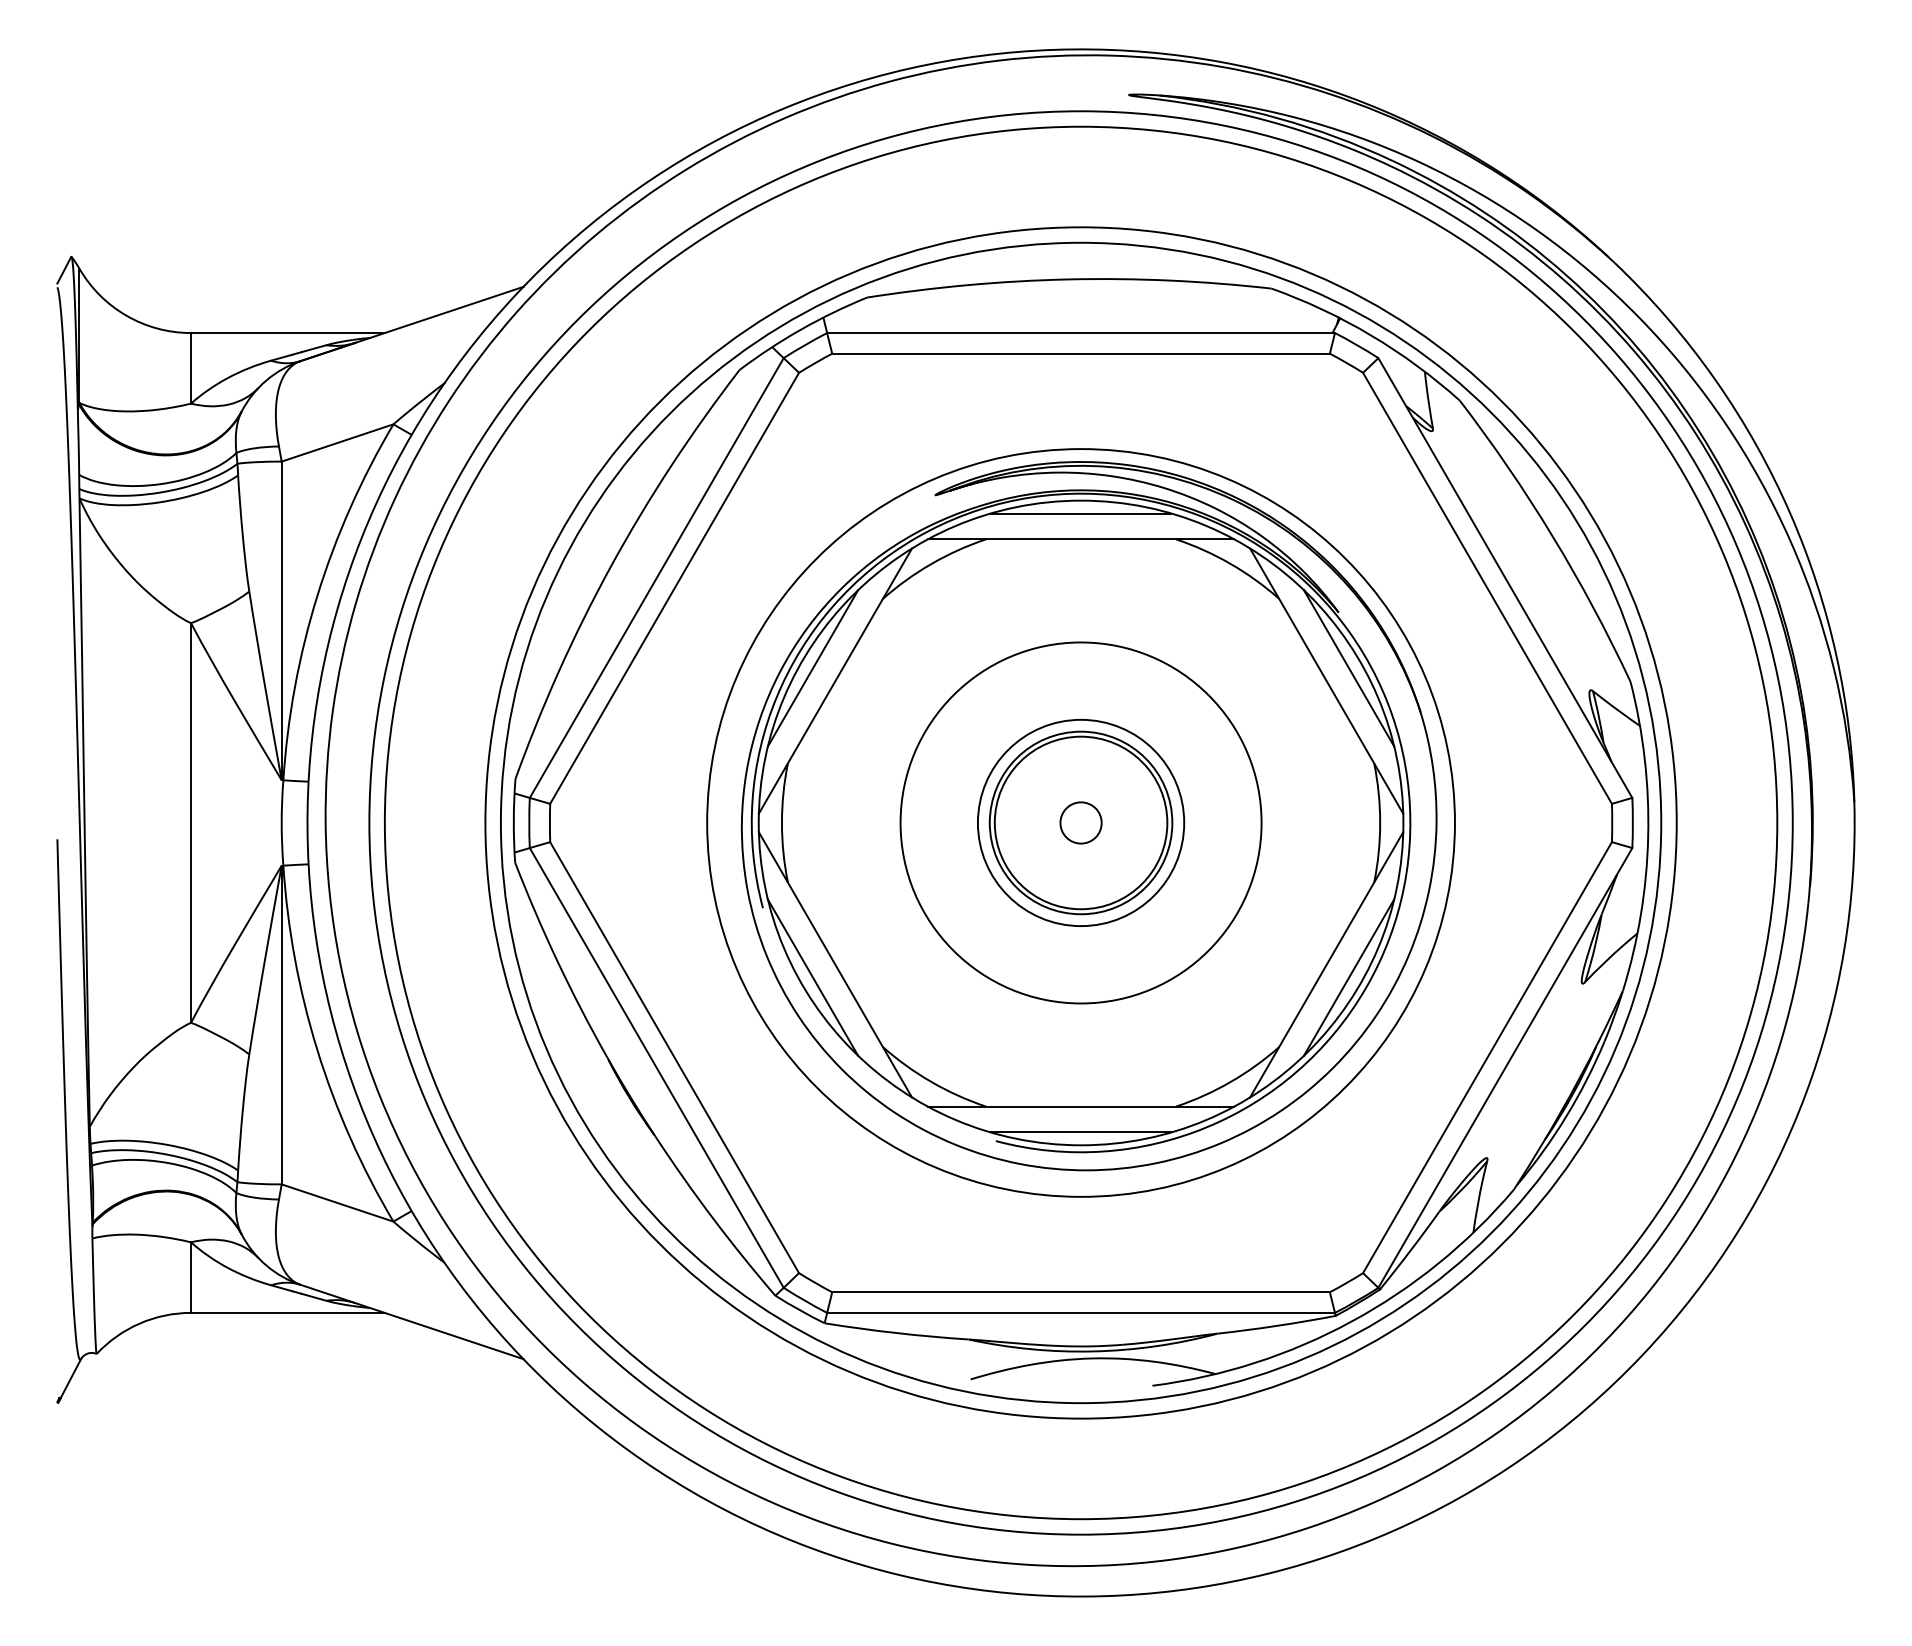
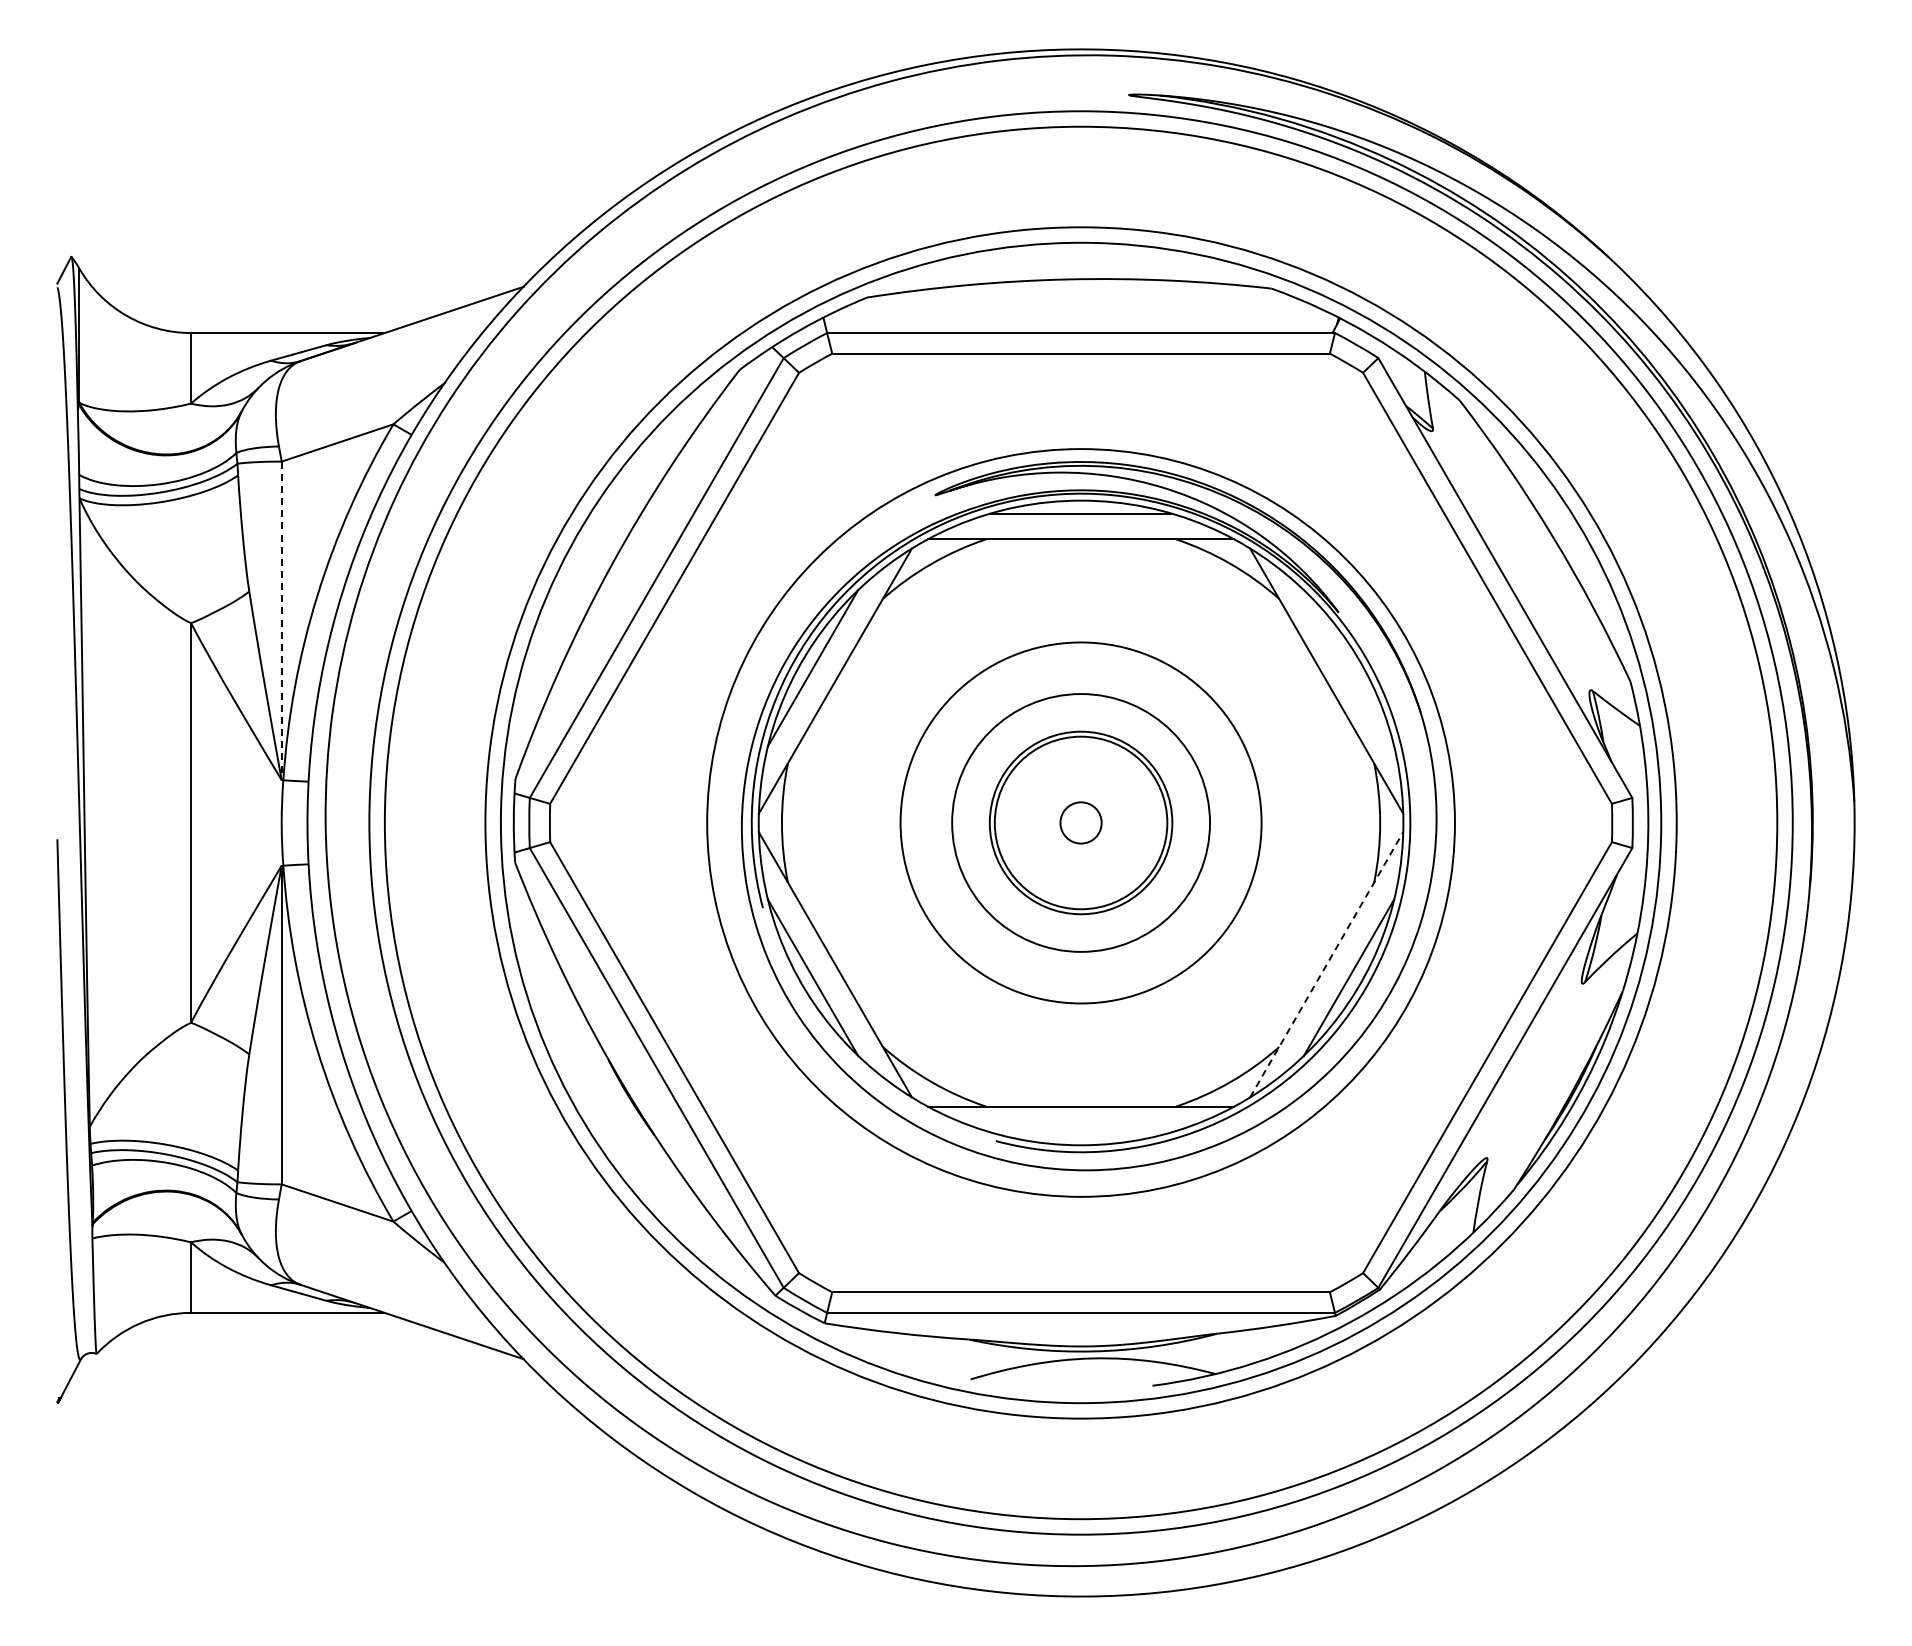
line: solid -> dashed (281, 621)
line: present -> none (1348, 668)
circle diameter: 206 px -> 258 px (1081, 822)
line: solid -> dashed (1326, 964)
line: present -> none (1080, 1132)
